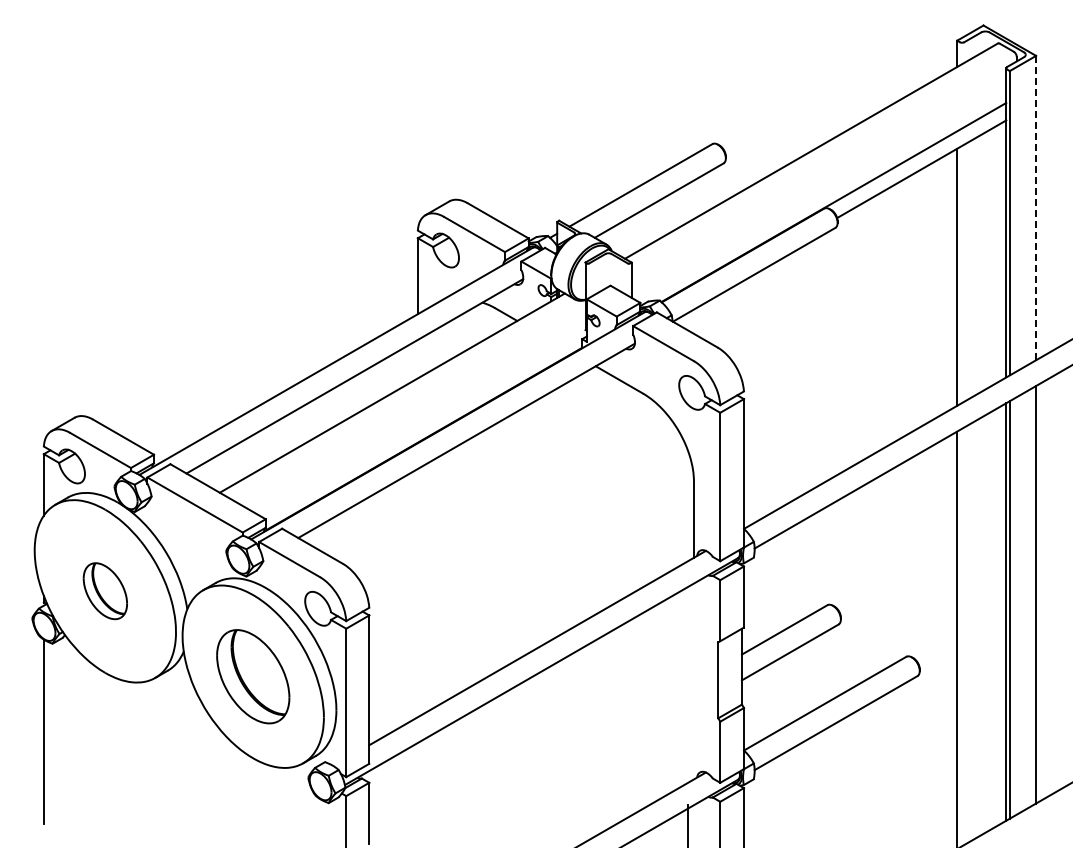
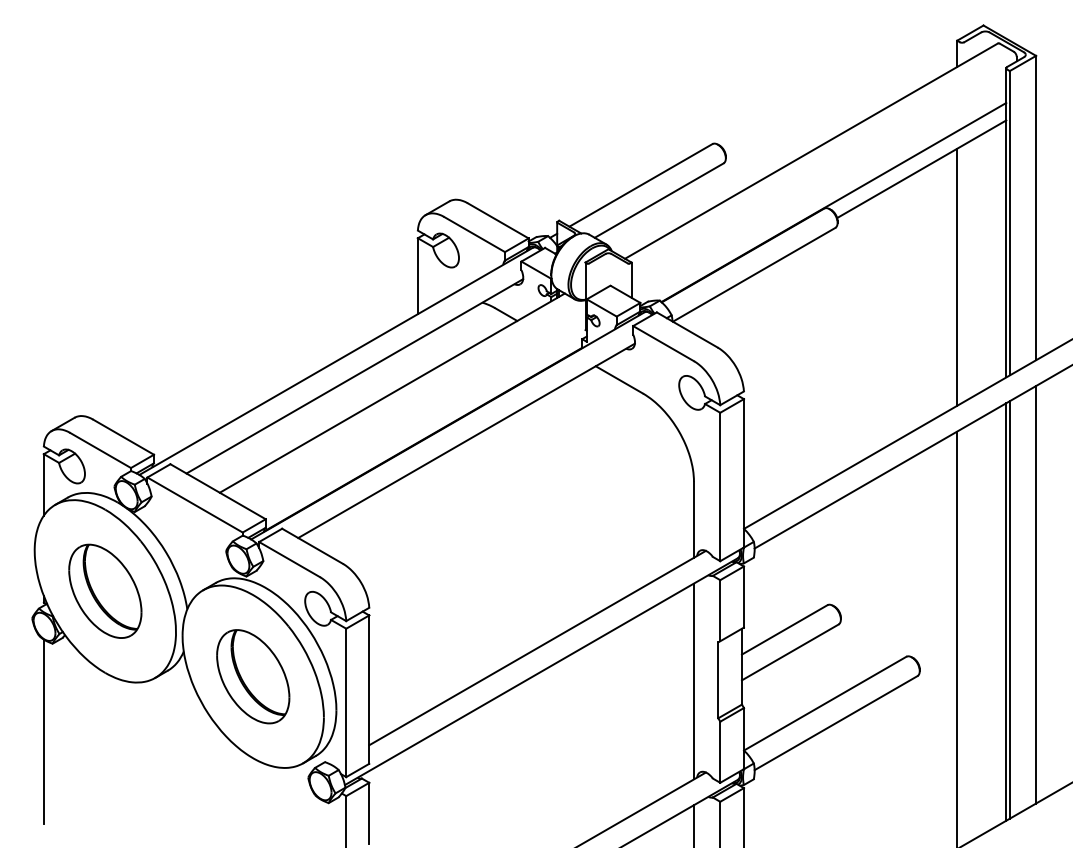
line: dashed -> solid (1036, 207)
part size: 46x59 px -> 75x96 px (105, 590)
line: none -> present (693, 681)
line position: (687, 824) -> (693, 824) (693, 824)
